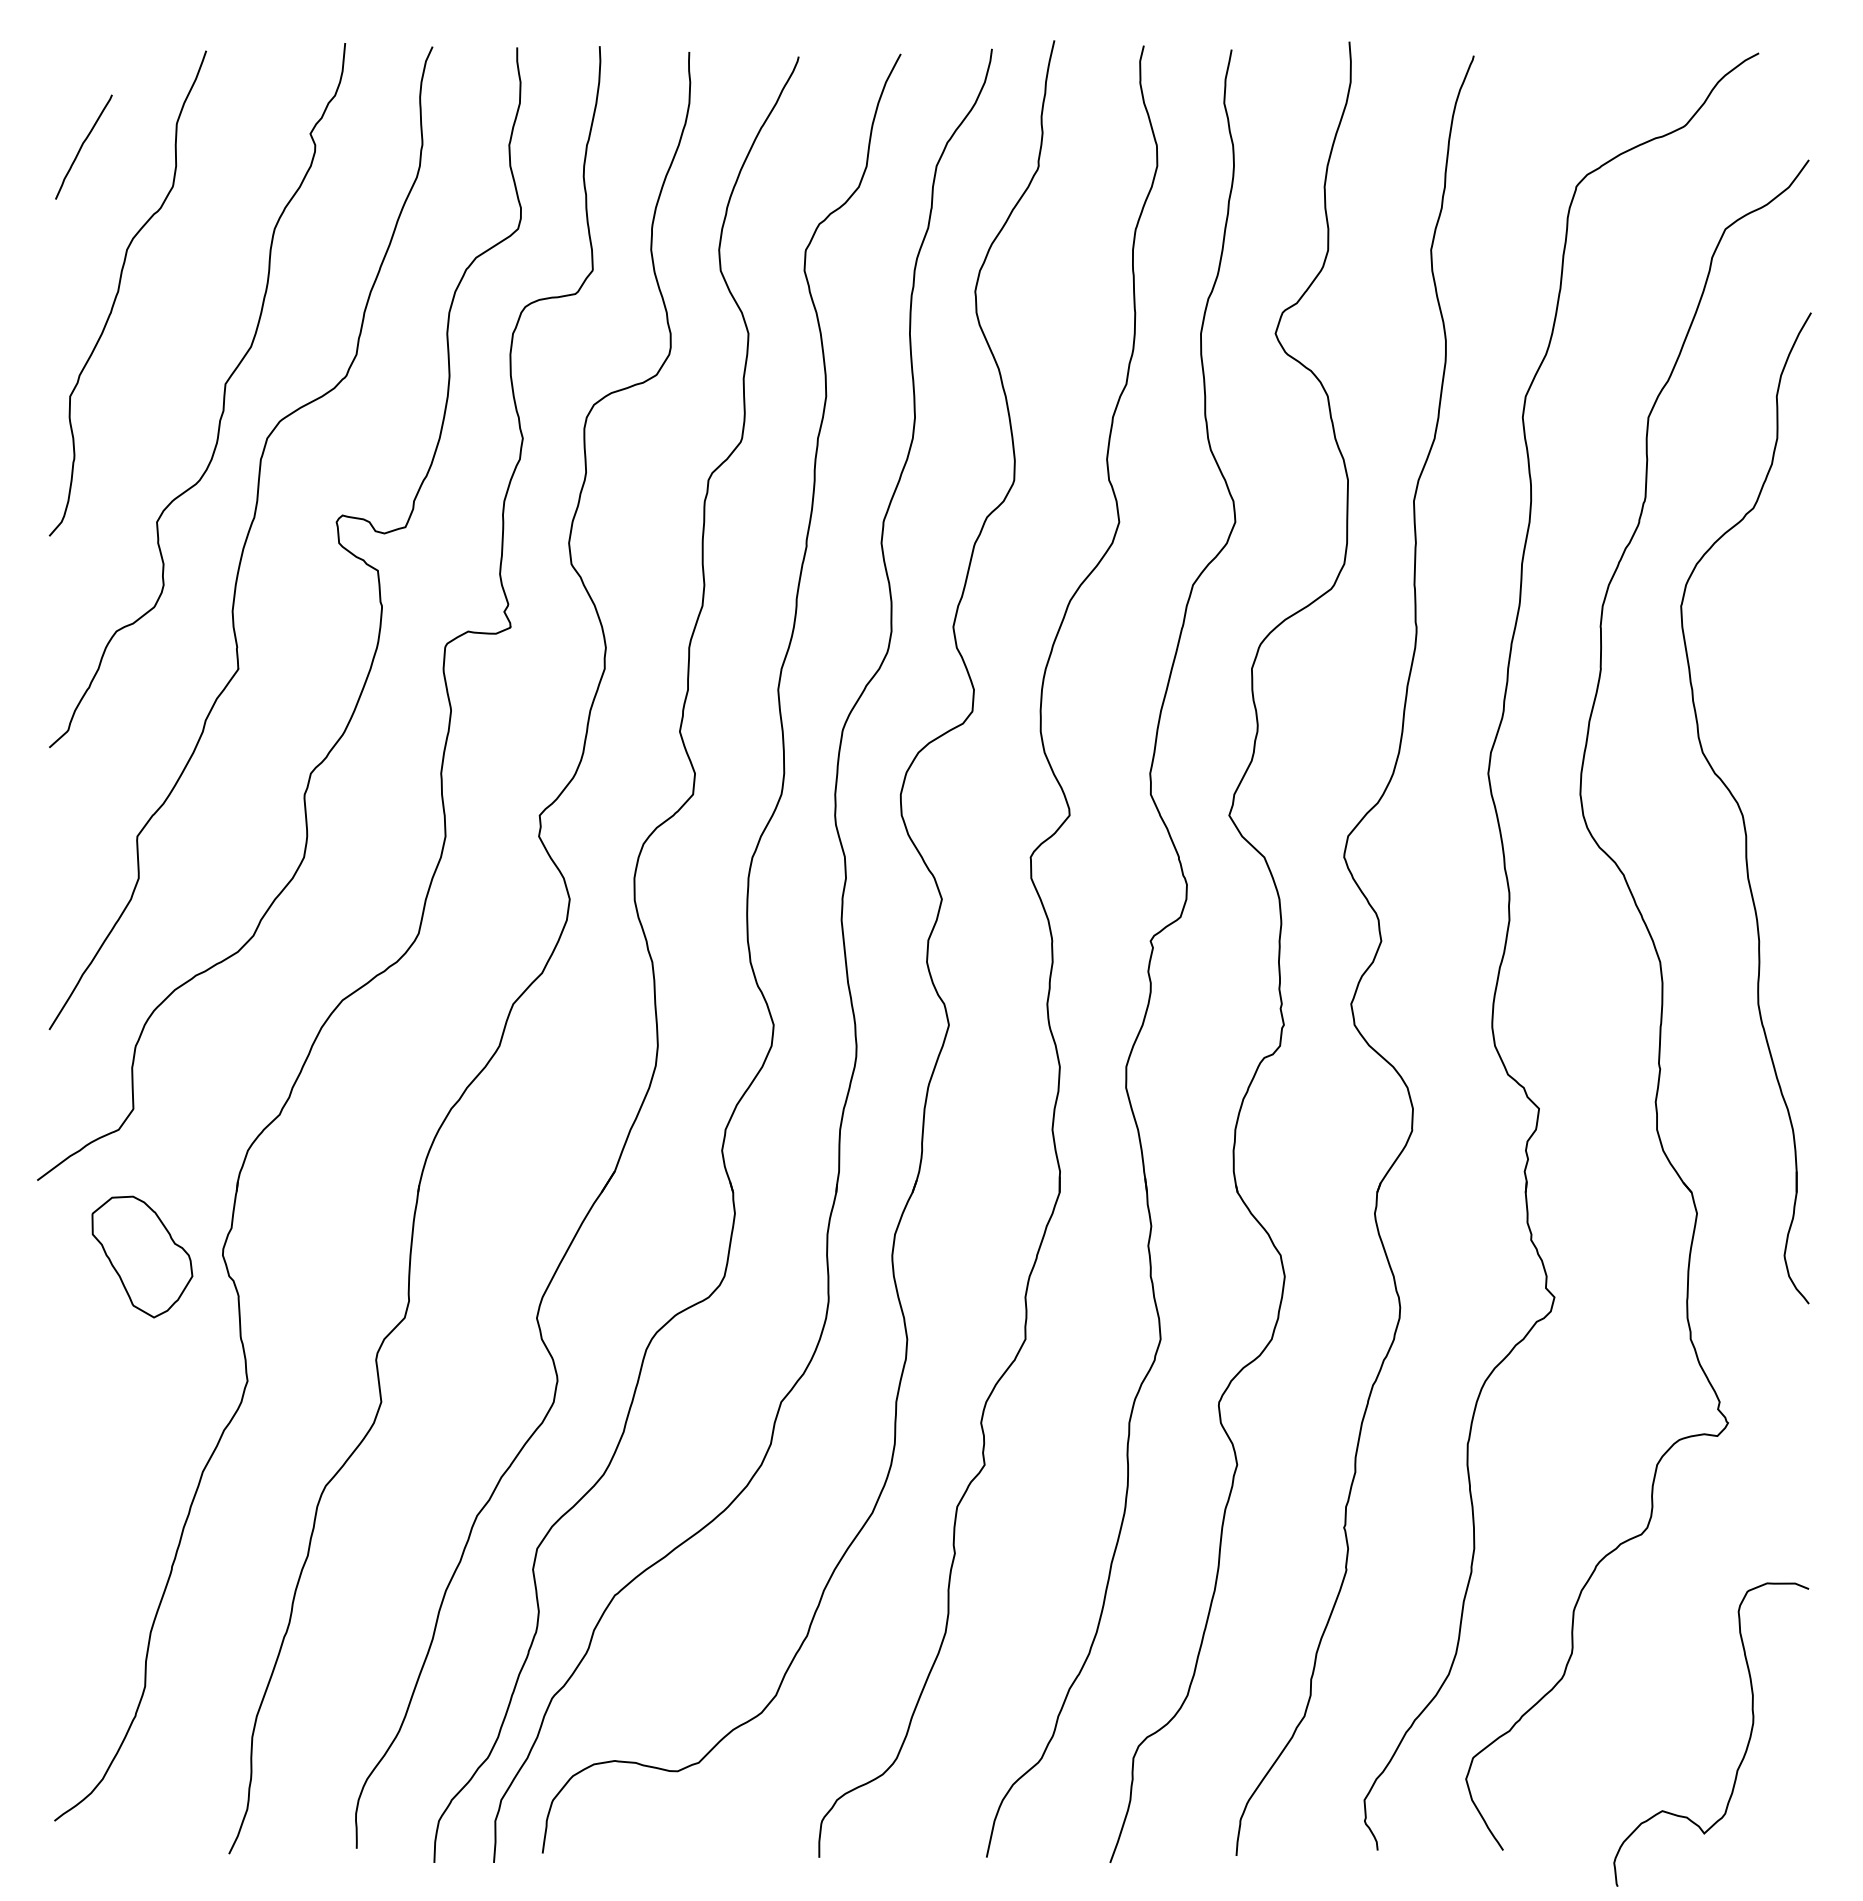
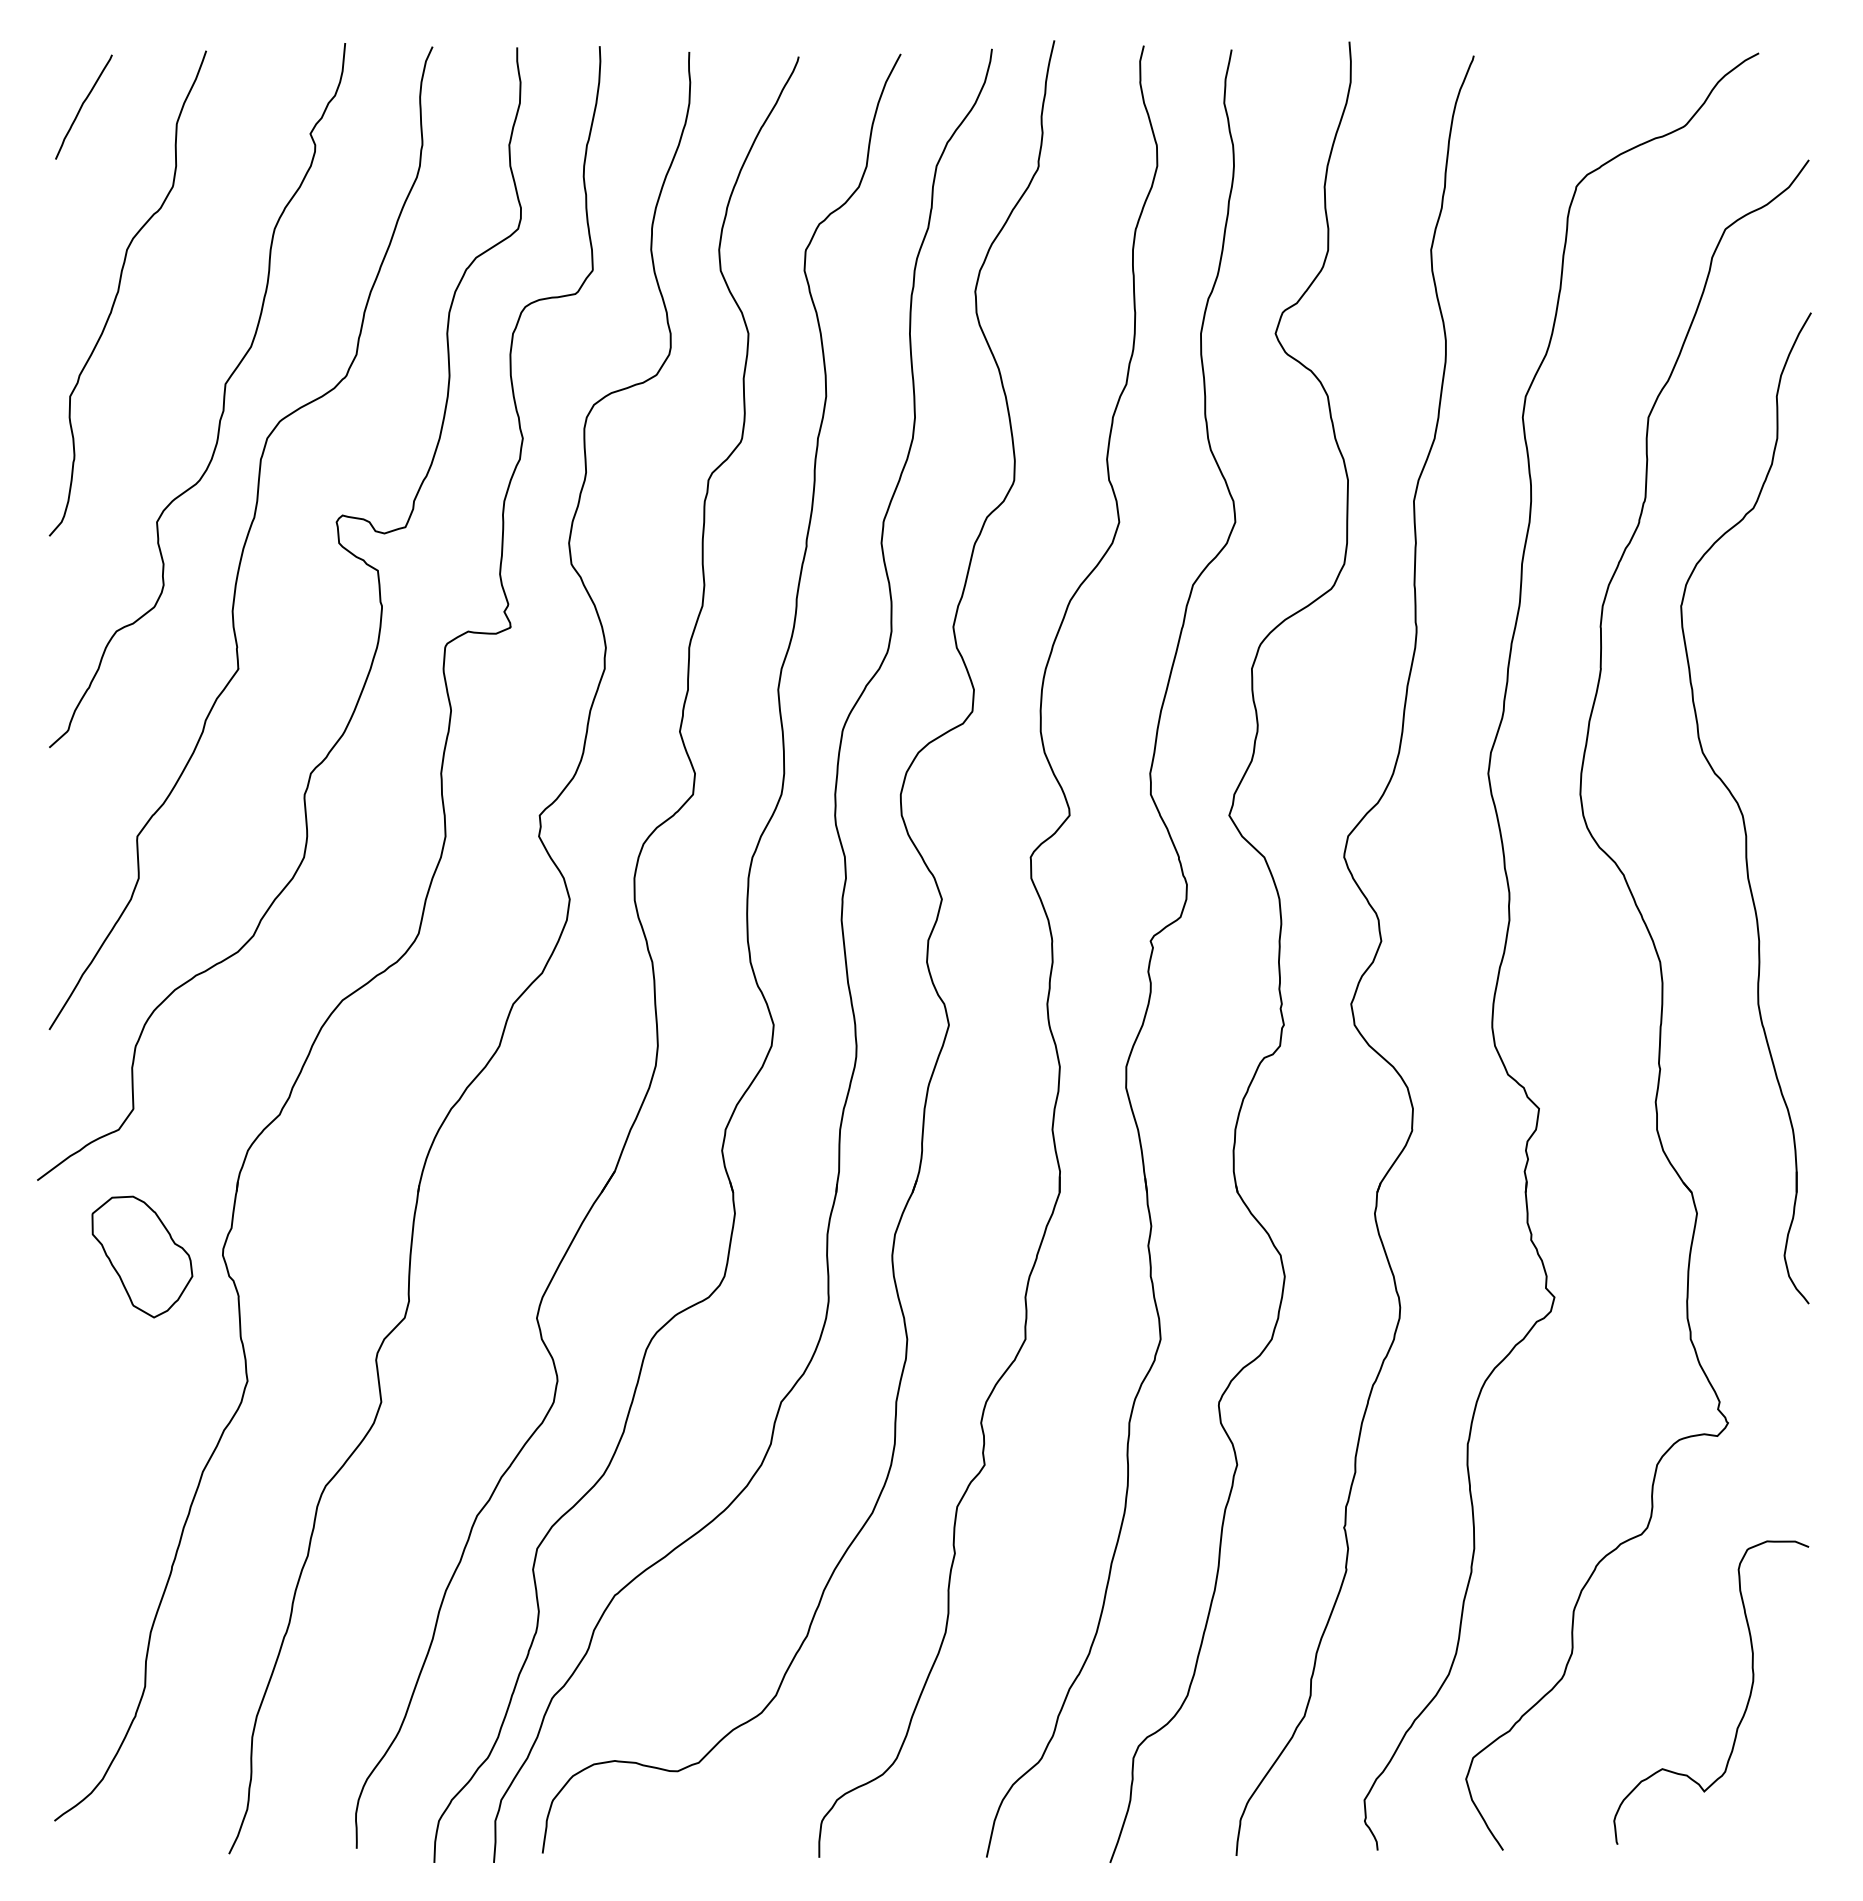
curve position: (83, 145) -> (83, 105) (83, 105)
curve position: (1747, 1742) -> (1747, 1700) (1747, 1700)
